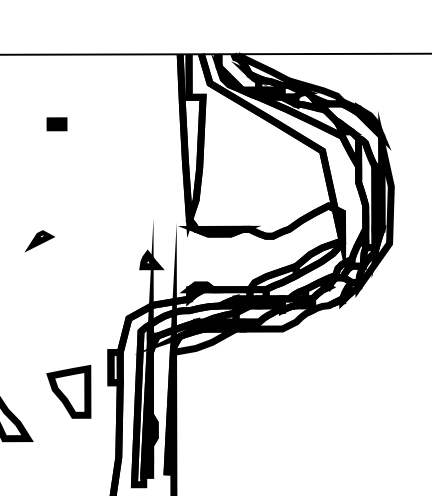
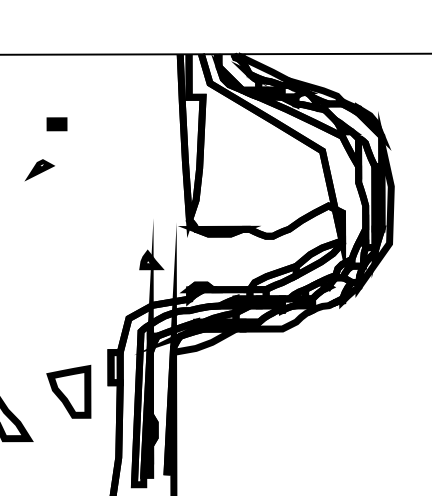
part position: (39, 241) -> (39, 170) (39, 170)
